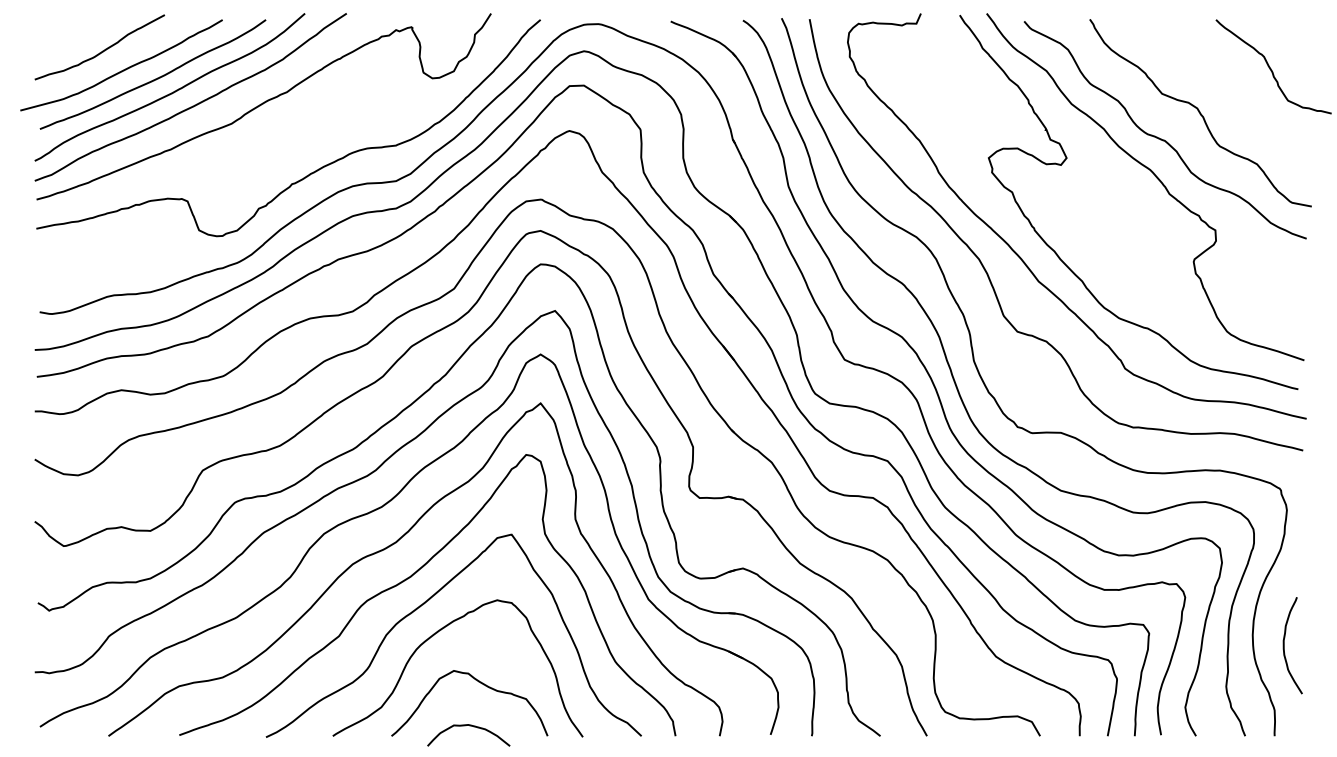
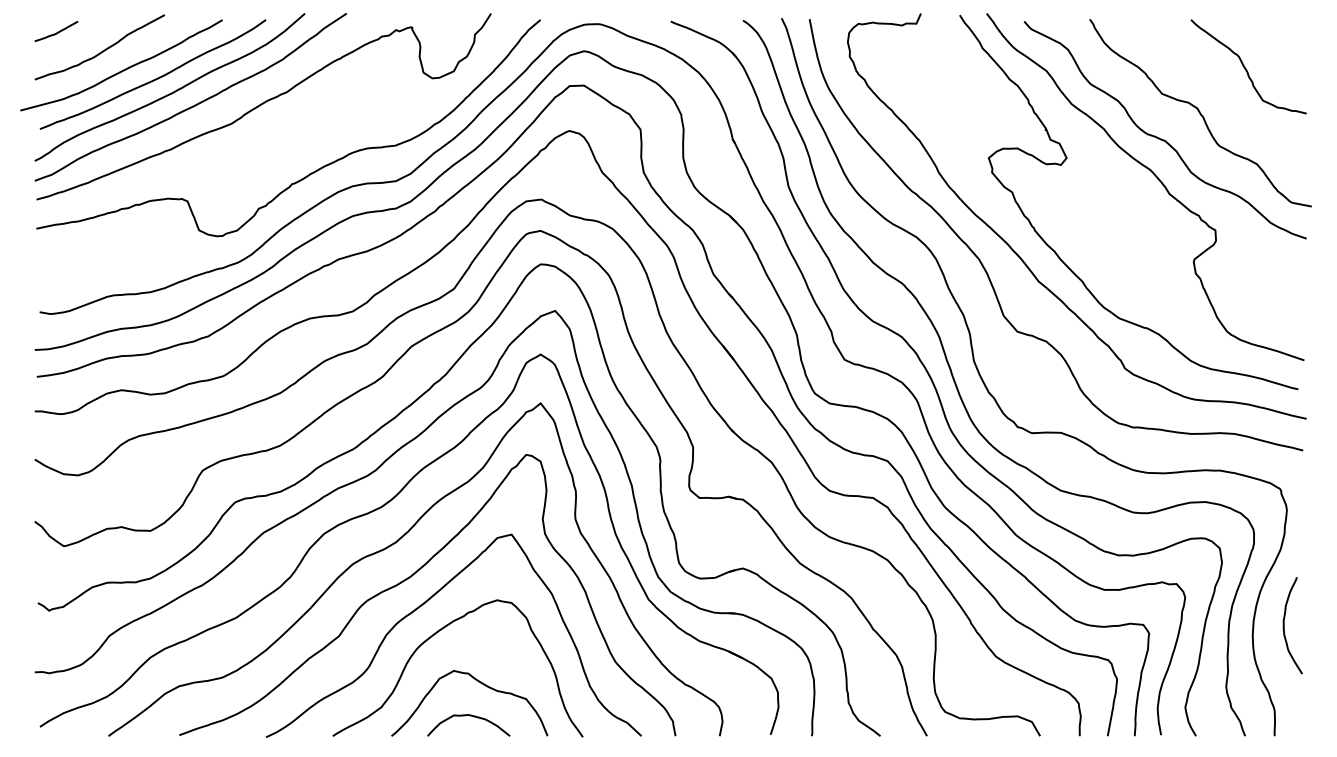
curve: none -> present (57, 31)
curve position: (1271, 68) -> (1246, 68) (1246, 68)
curve position: (1284, 645) -> (1284, 625) (1284, 625)
curve position: (469, 726) -> (469, 716) (469, 716)
